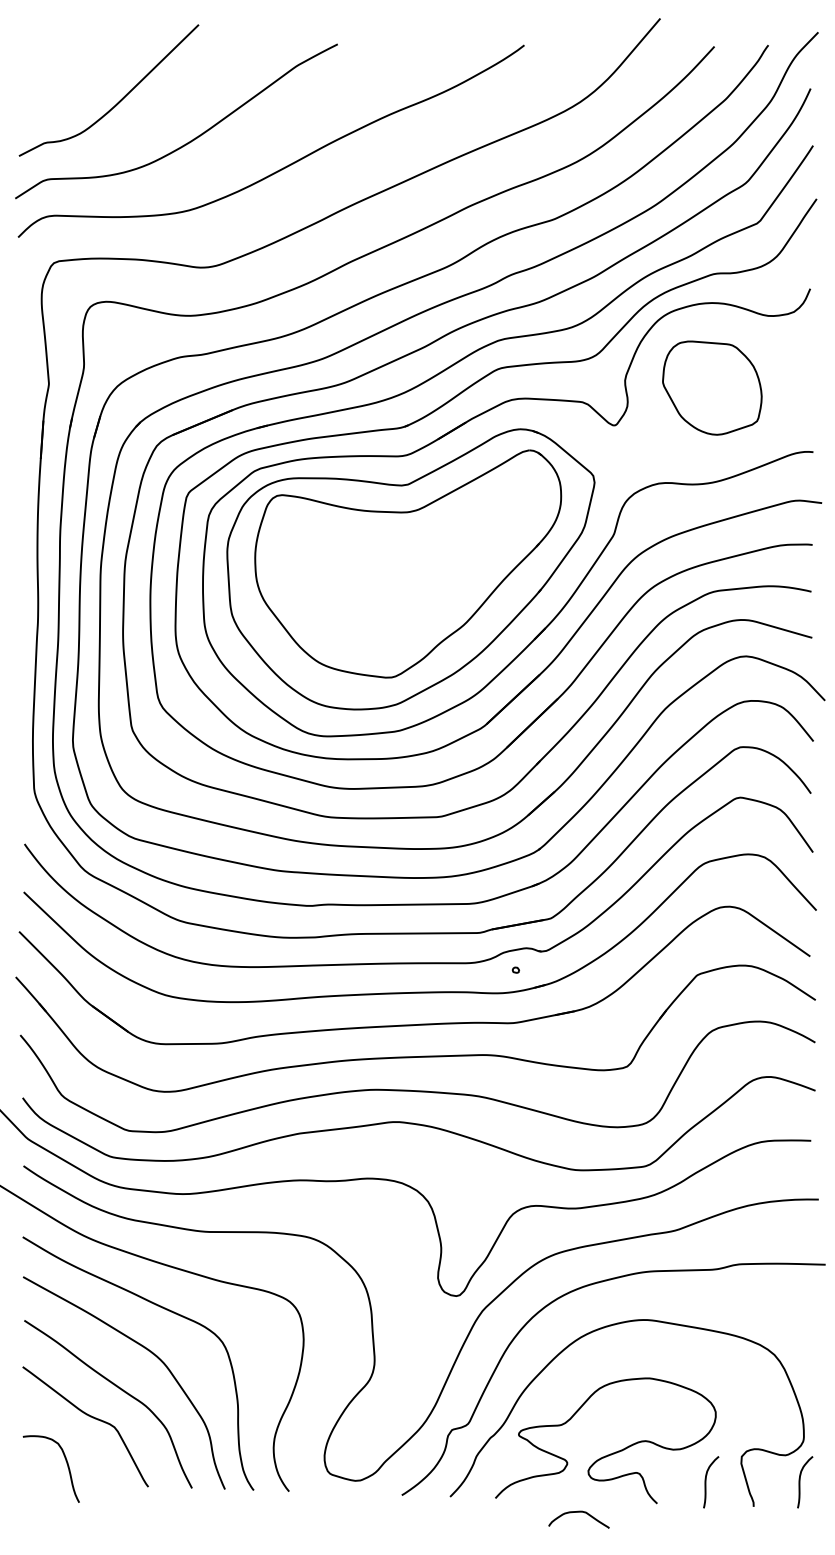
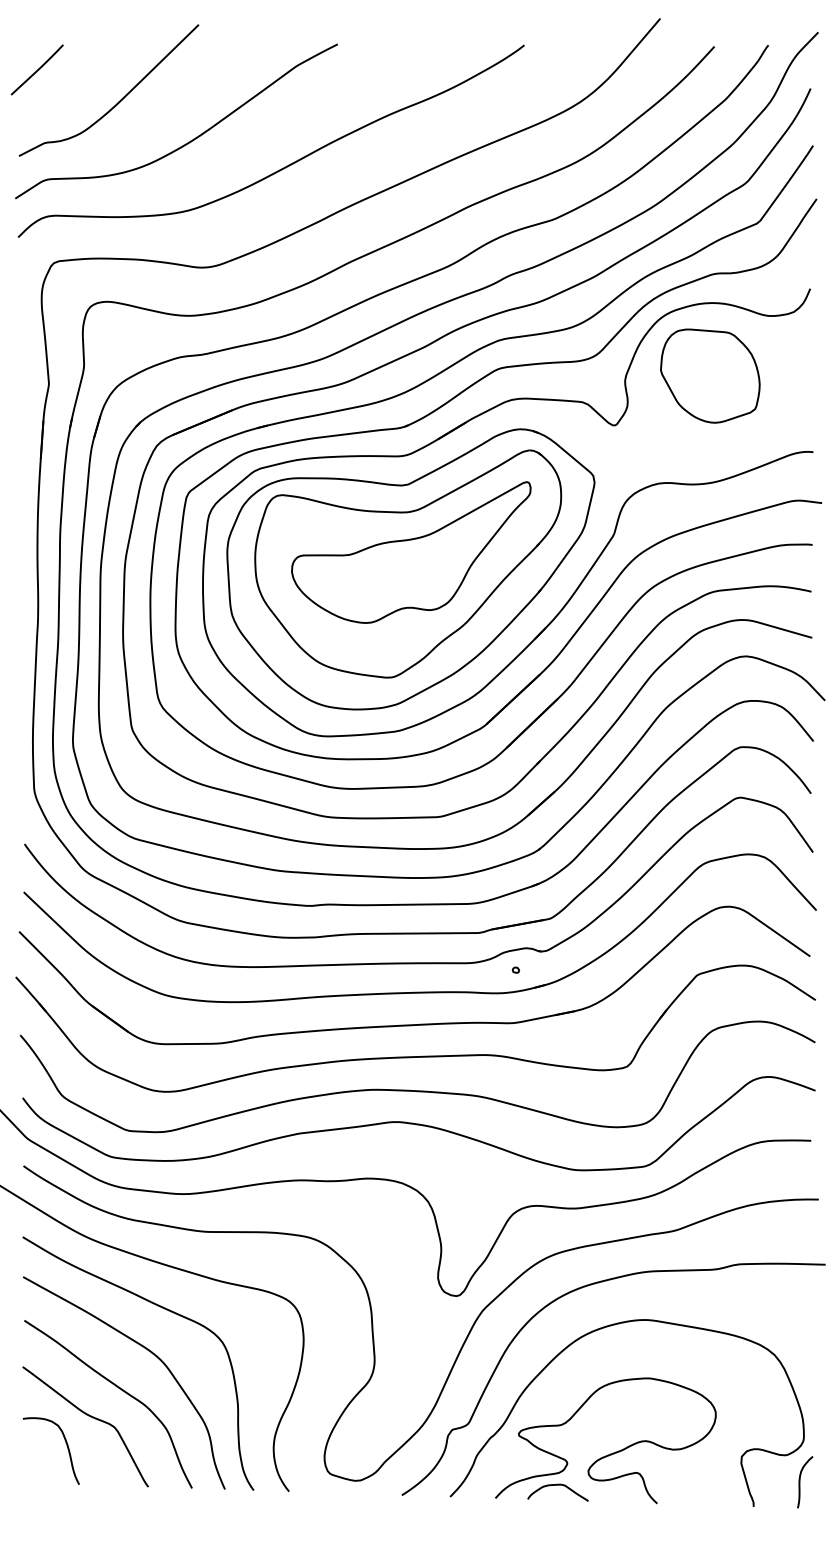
line: none -> present (37, 69)
part position: (712, 387) -> (710, 375) (710, 375)
part: none -> present (411, 552)
curve position: (66, 1464) -> (66, 1446) (66, 1446)
curve: present -> none (706, 1482)
curve position: (578, 1512) -> (557, 1485) (557, 1485)
